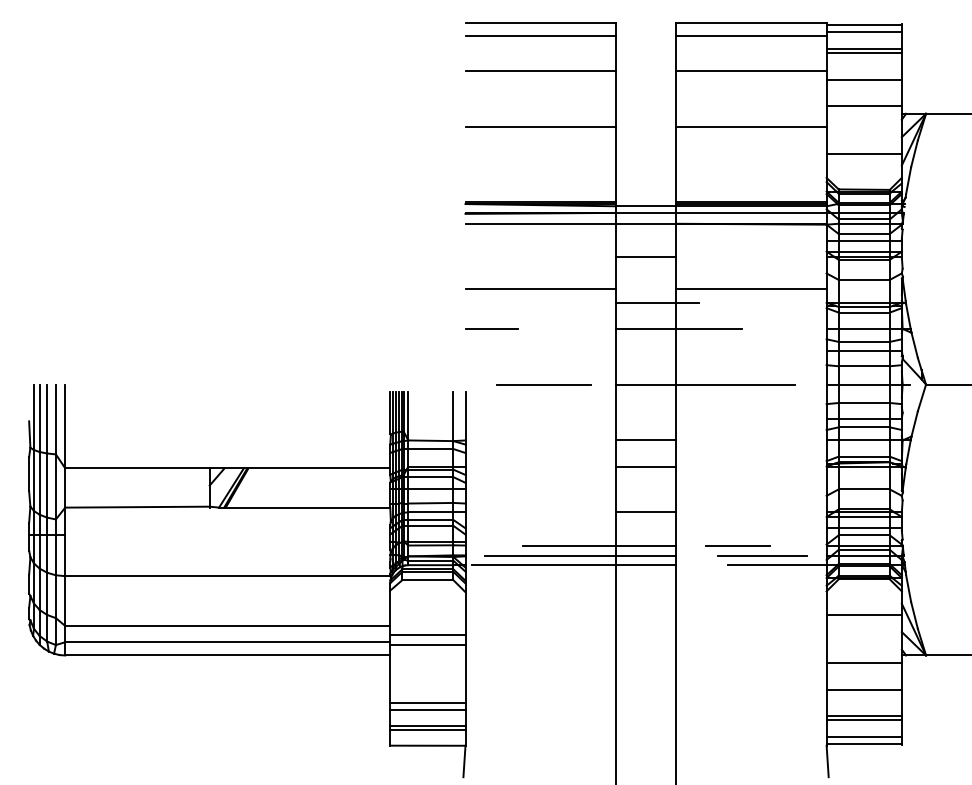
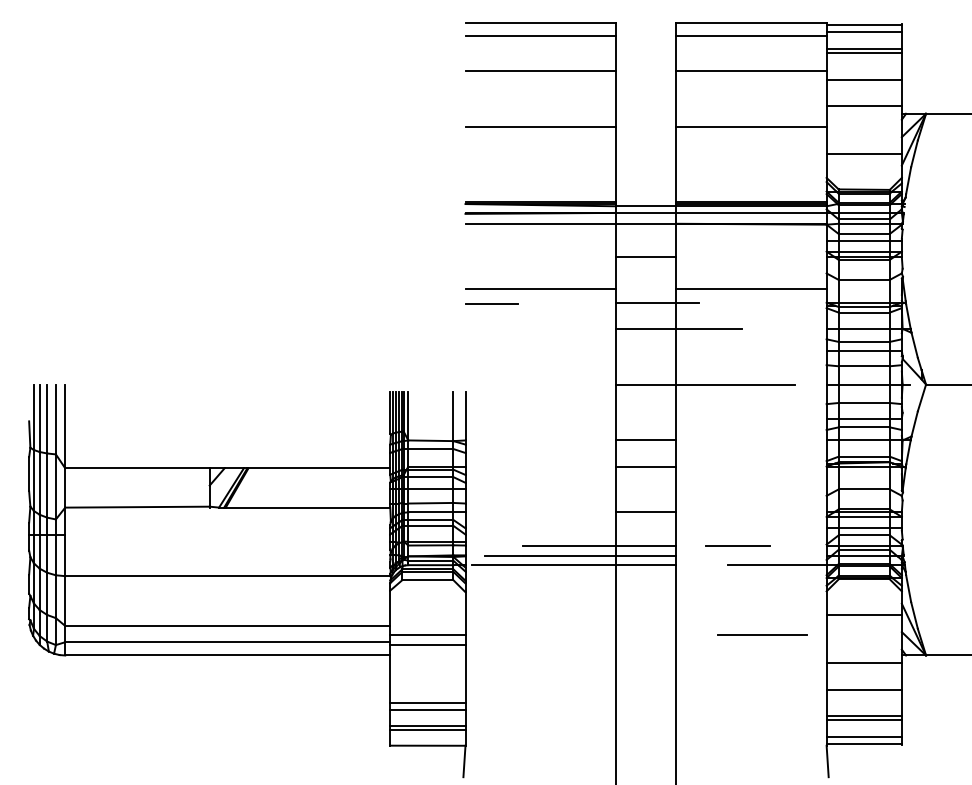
line position: (491, 328) -> (491, 303) (491, 303)
line: present -> none (543, 384)
line position: (762, 555) -> (762, 634) (762, 634)
